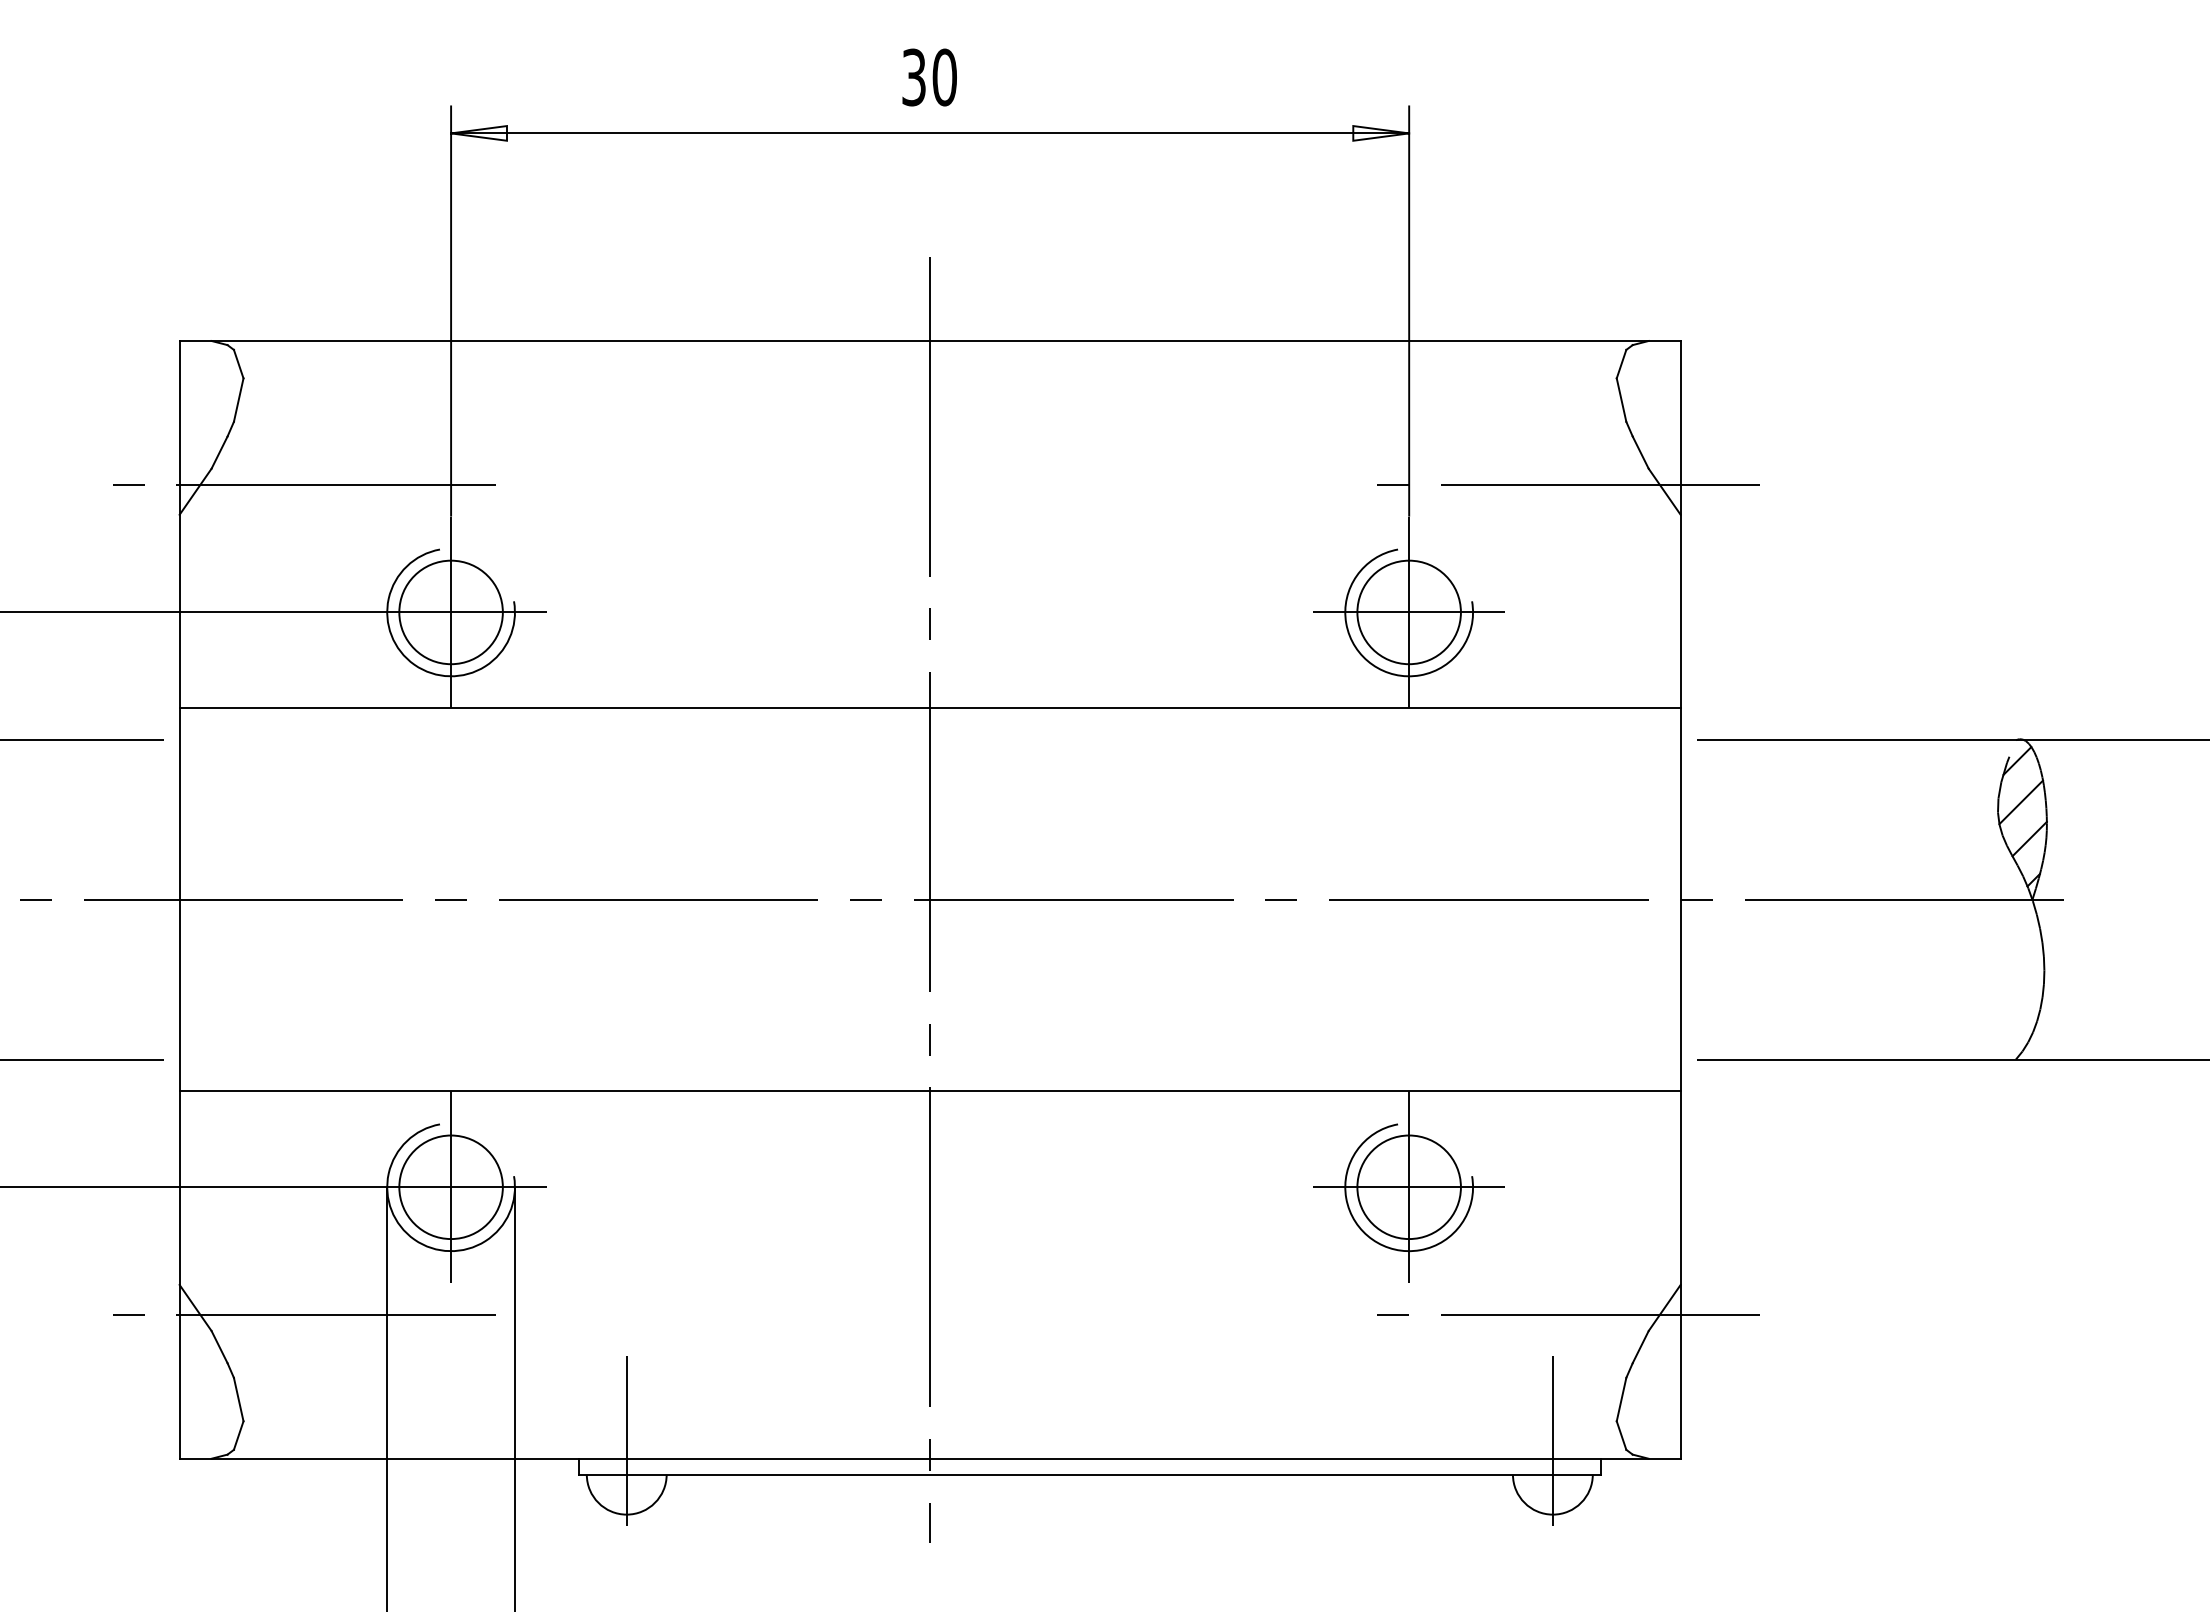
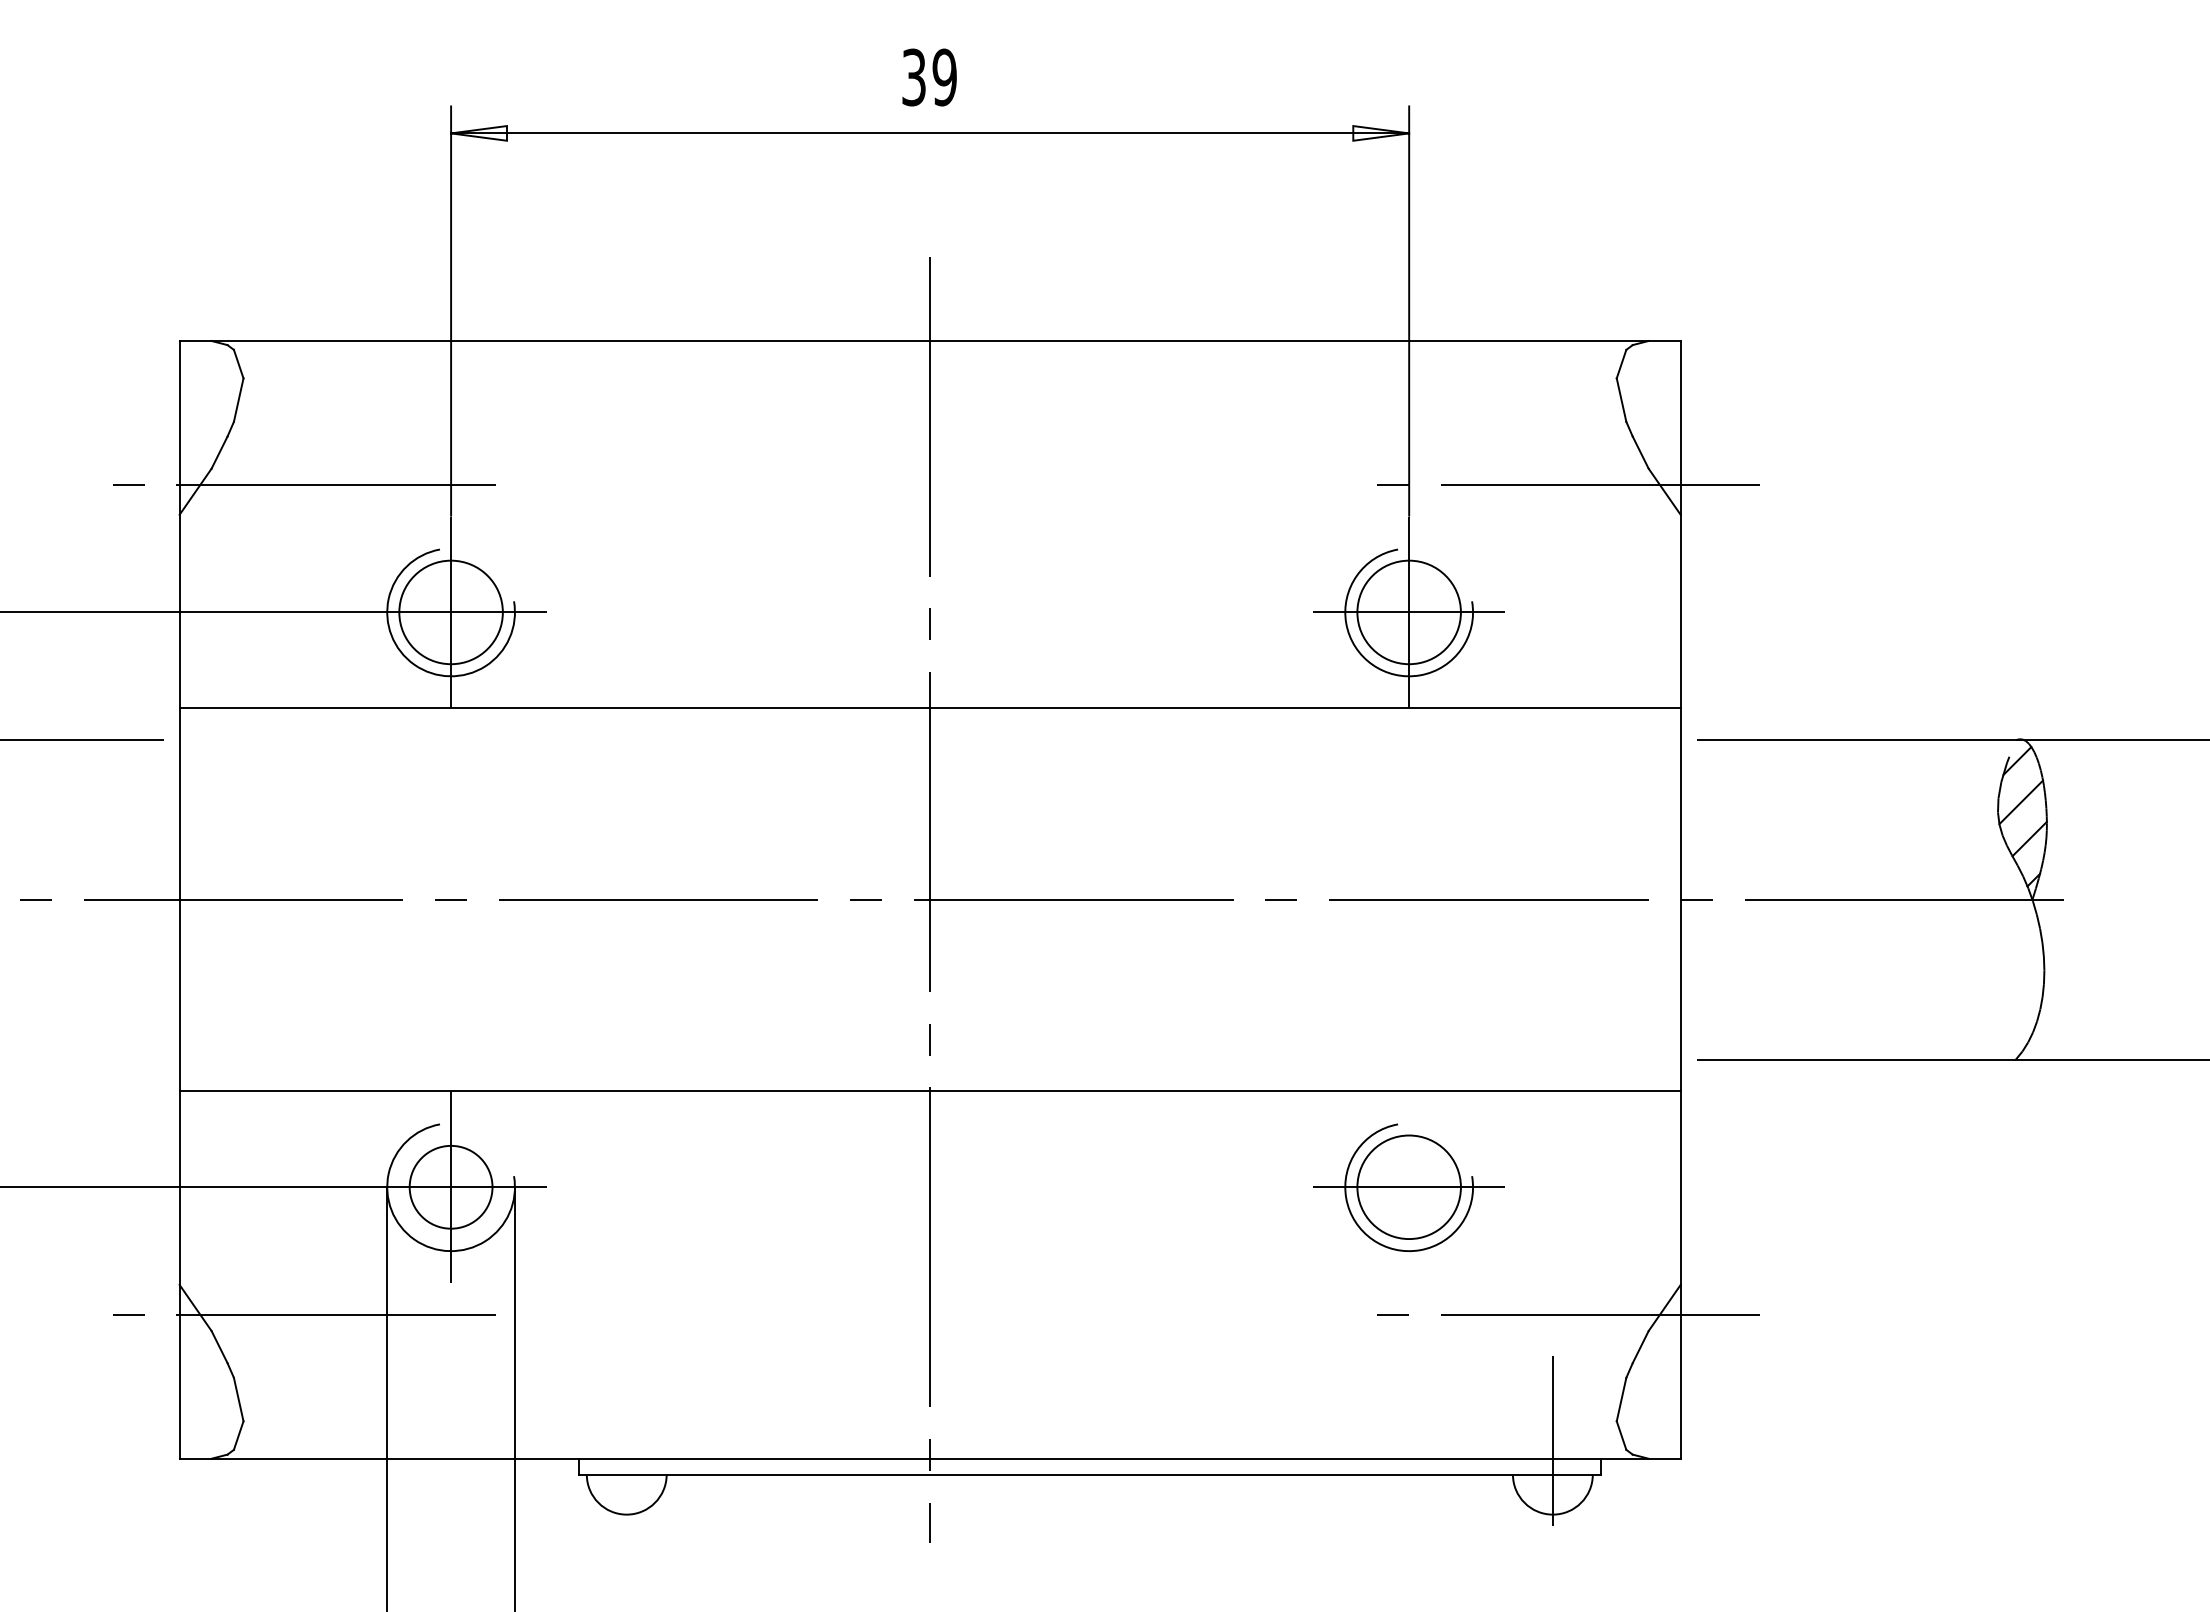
text: 30 -> 39 (944, 77)
line: present -> none (90, 1059)
circle diameter: 104 px -> 83 px (450, 1186)
line: present -> none (1409, 1187)
line: present -> none (626, 1440)
